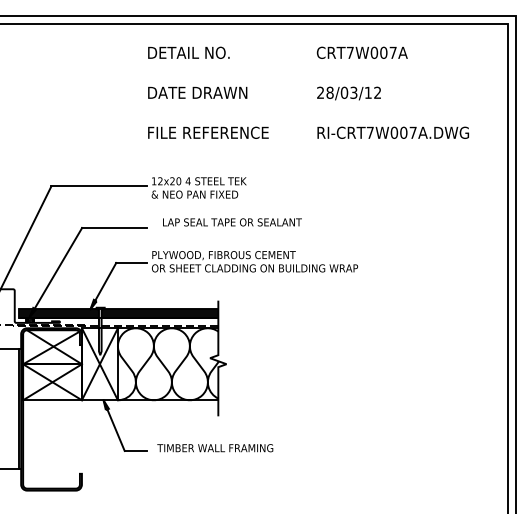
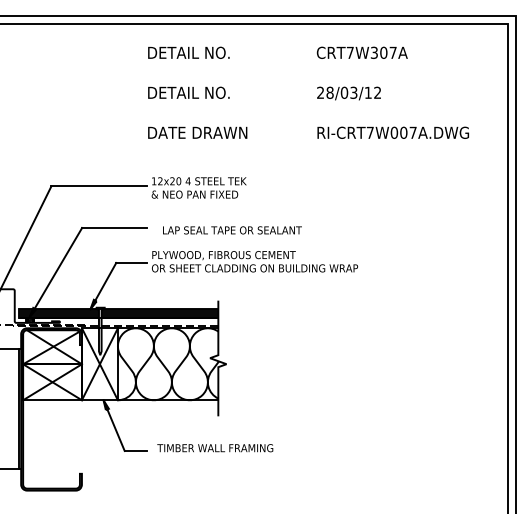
text: CRT7W007A -> CRT7W307A (374, 52)
text: DATE DRAWN -> DETAIL NO. (202, 92)
text: FILE REFERENCE -> DATE DRAWN (208, 132)
text position: (232, 222) -> (232, 230) (232, 230)
